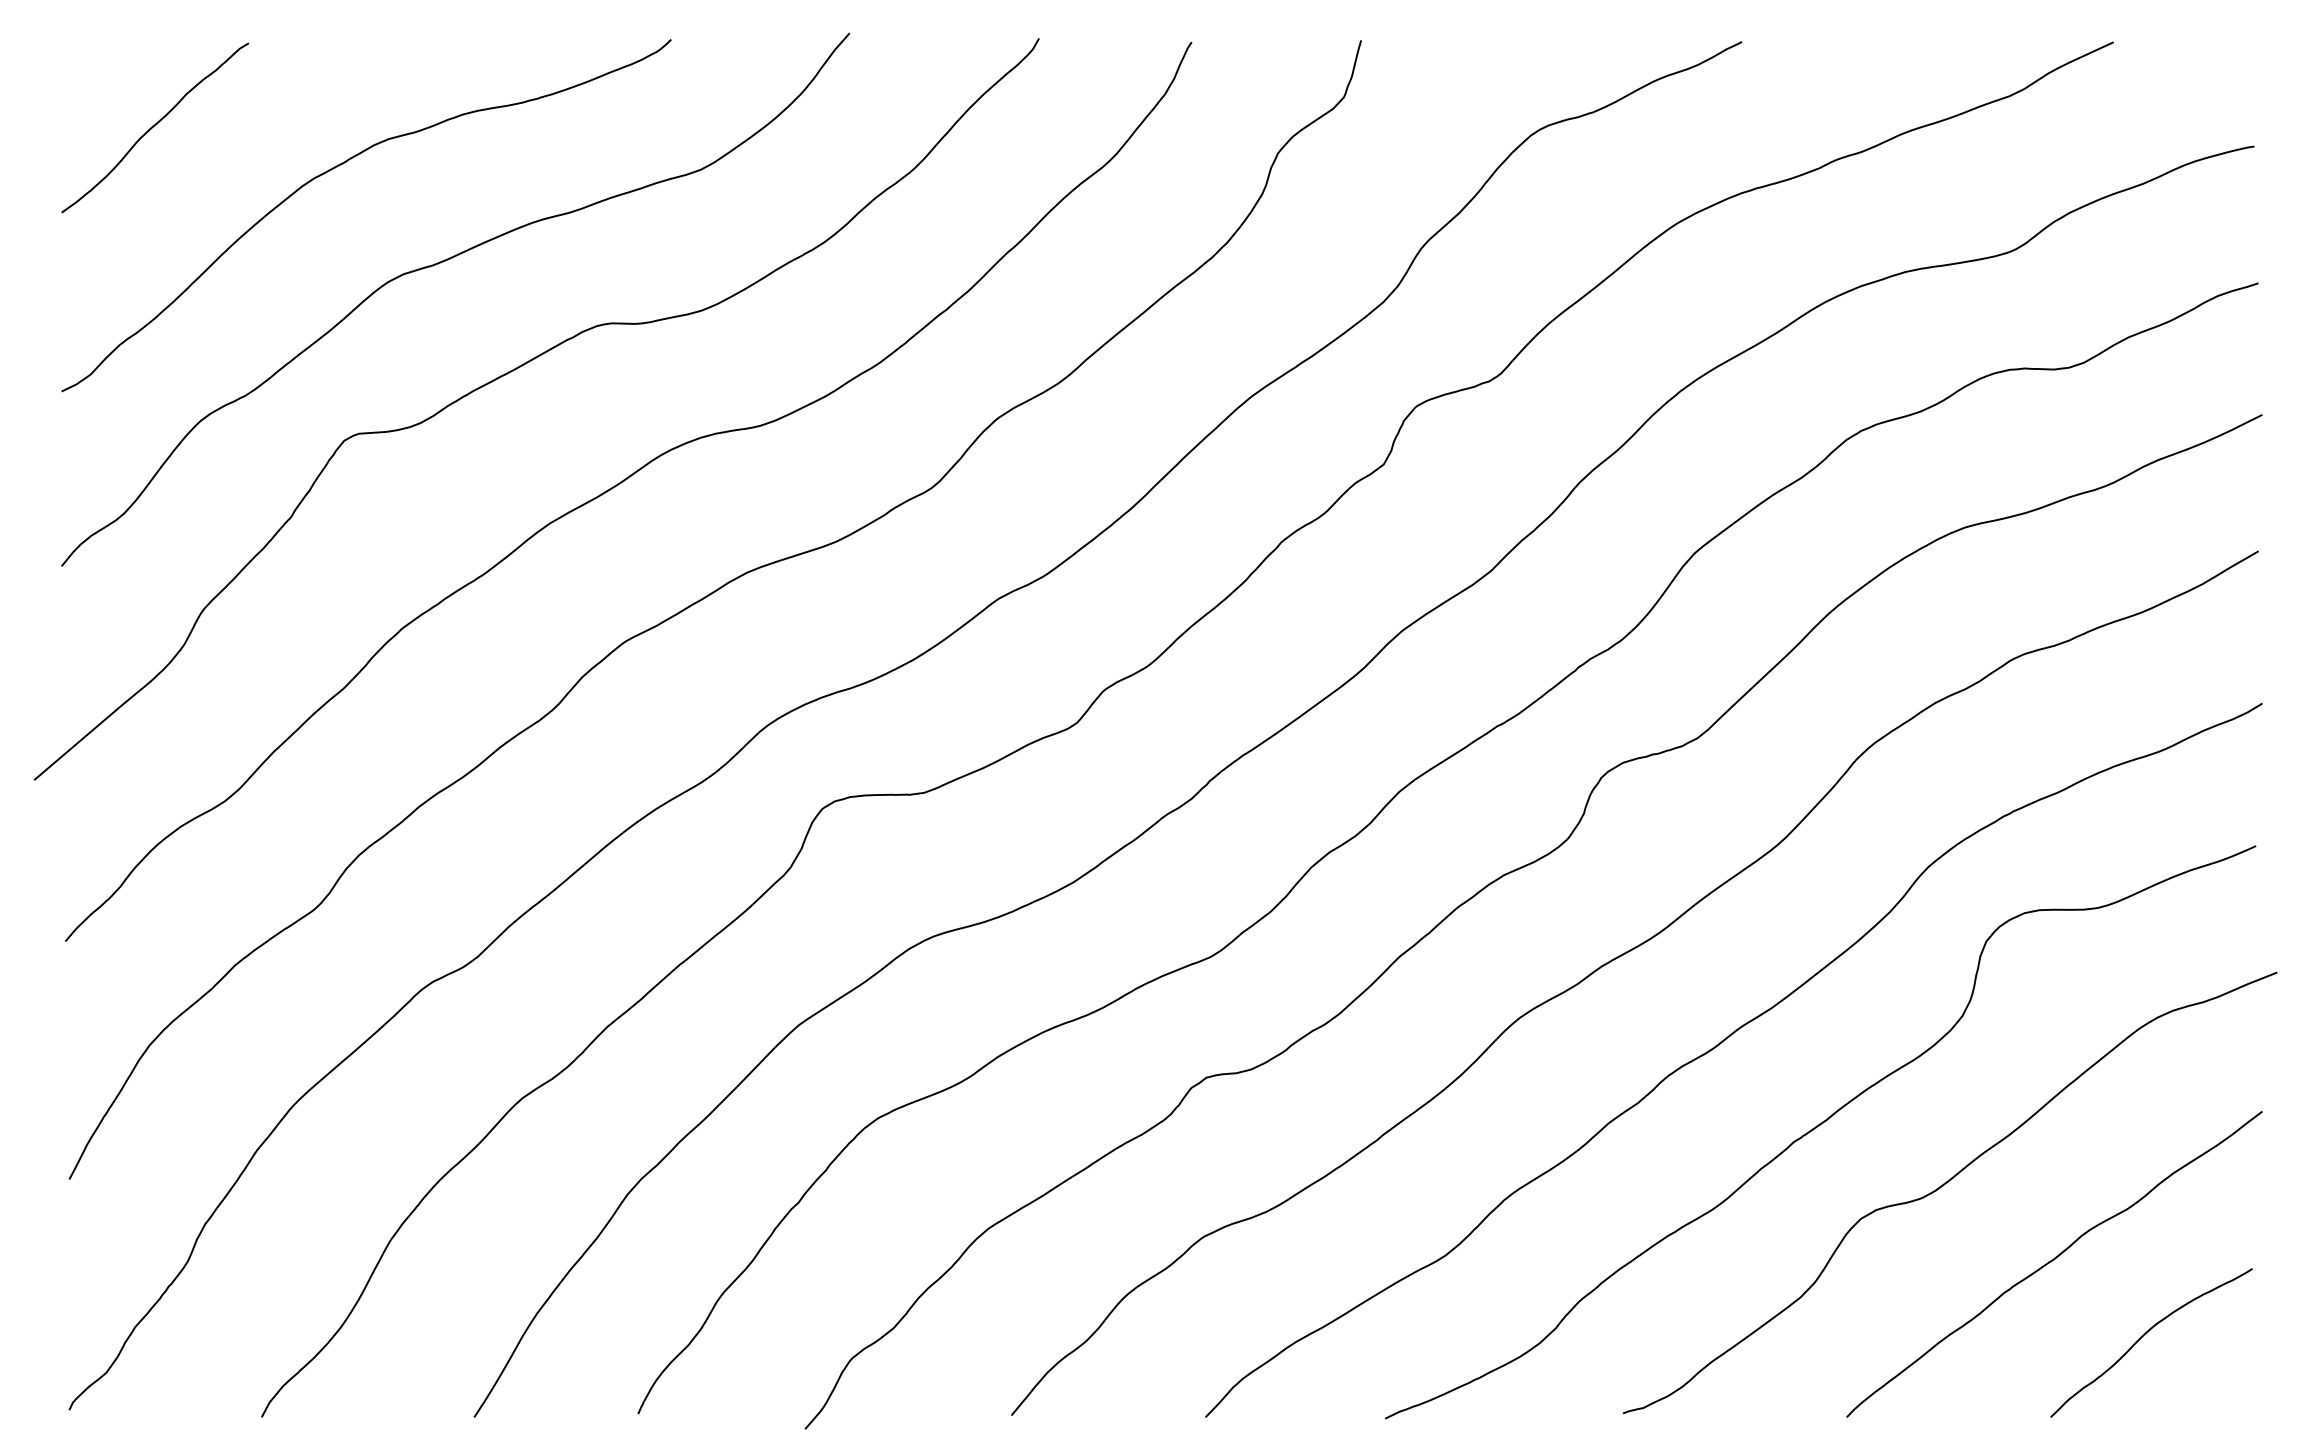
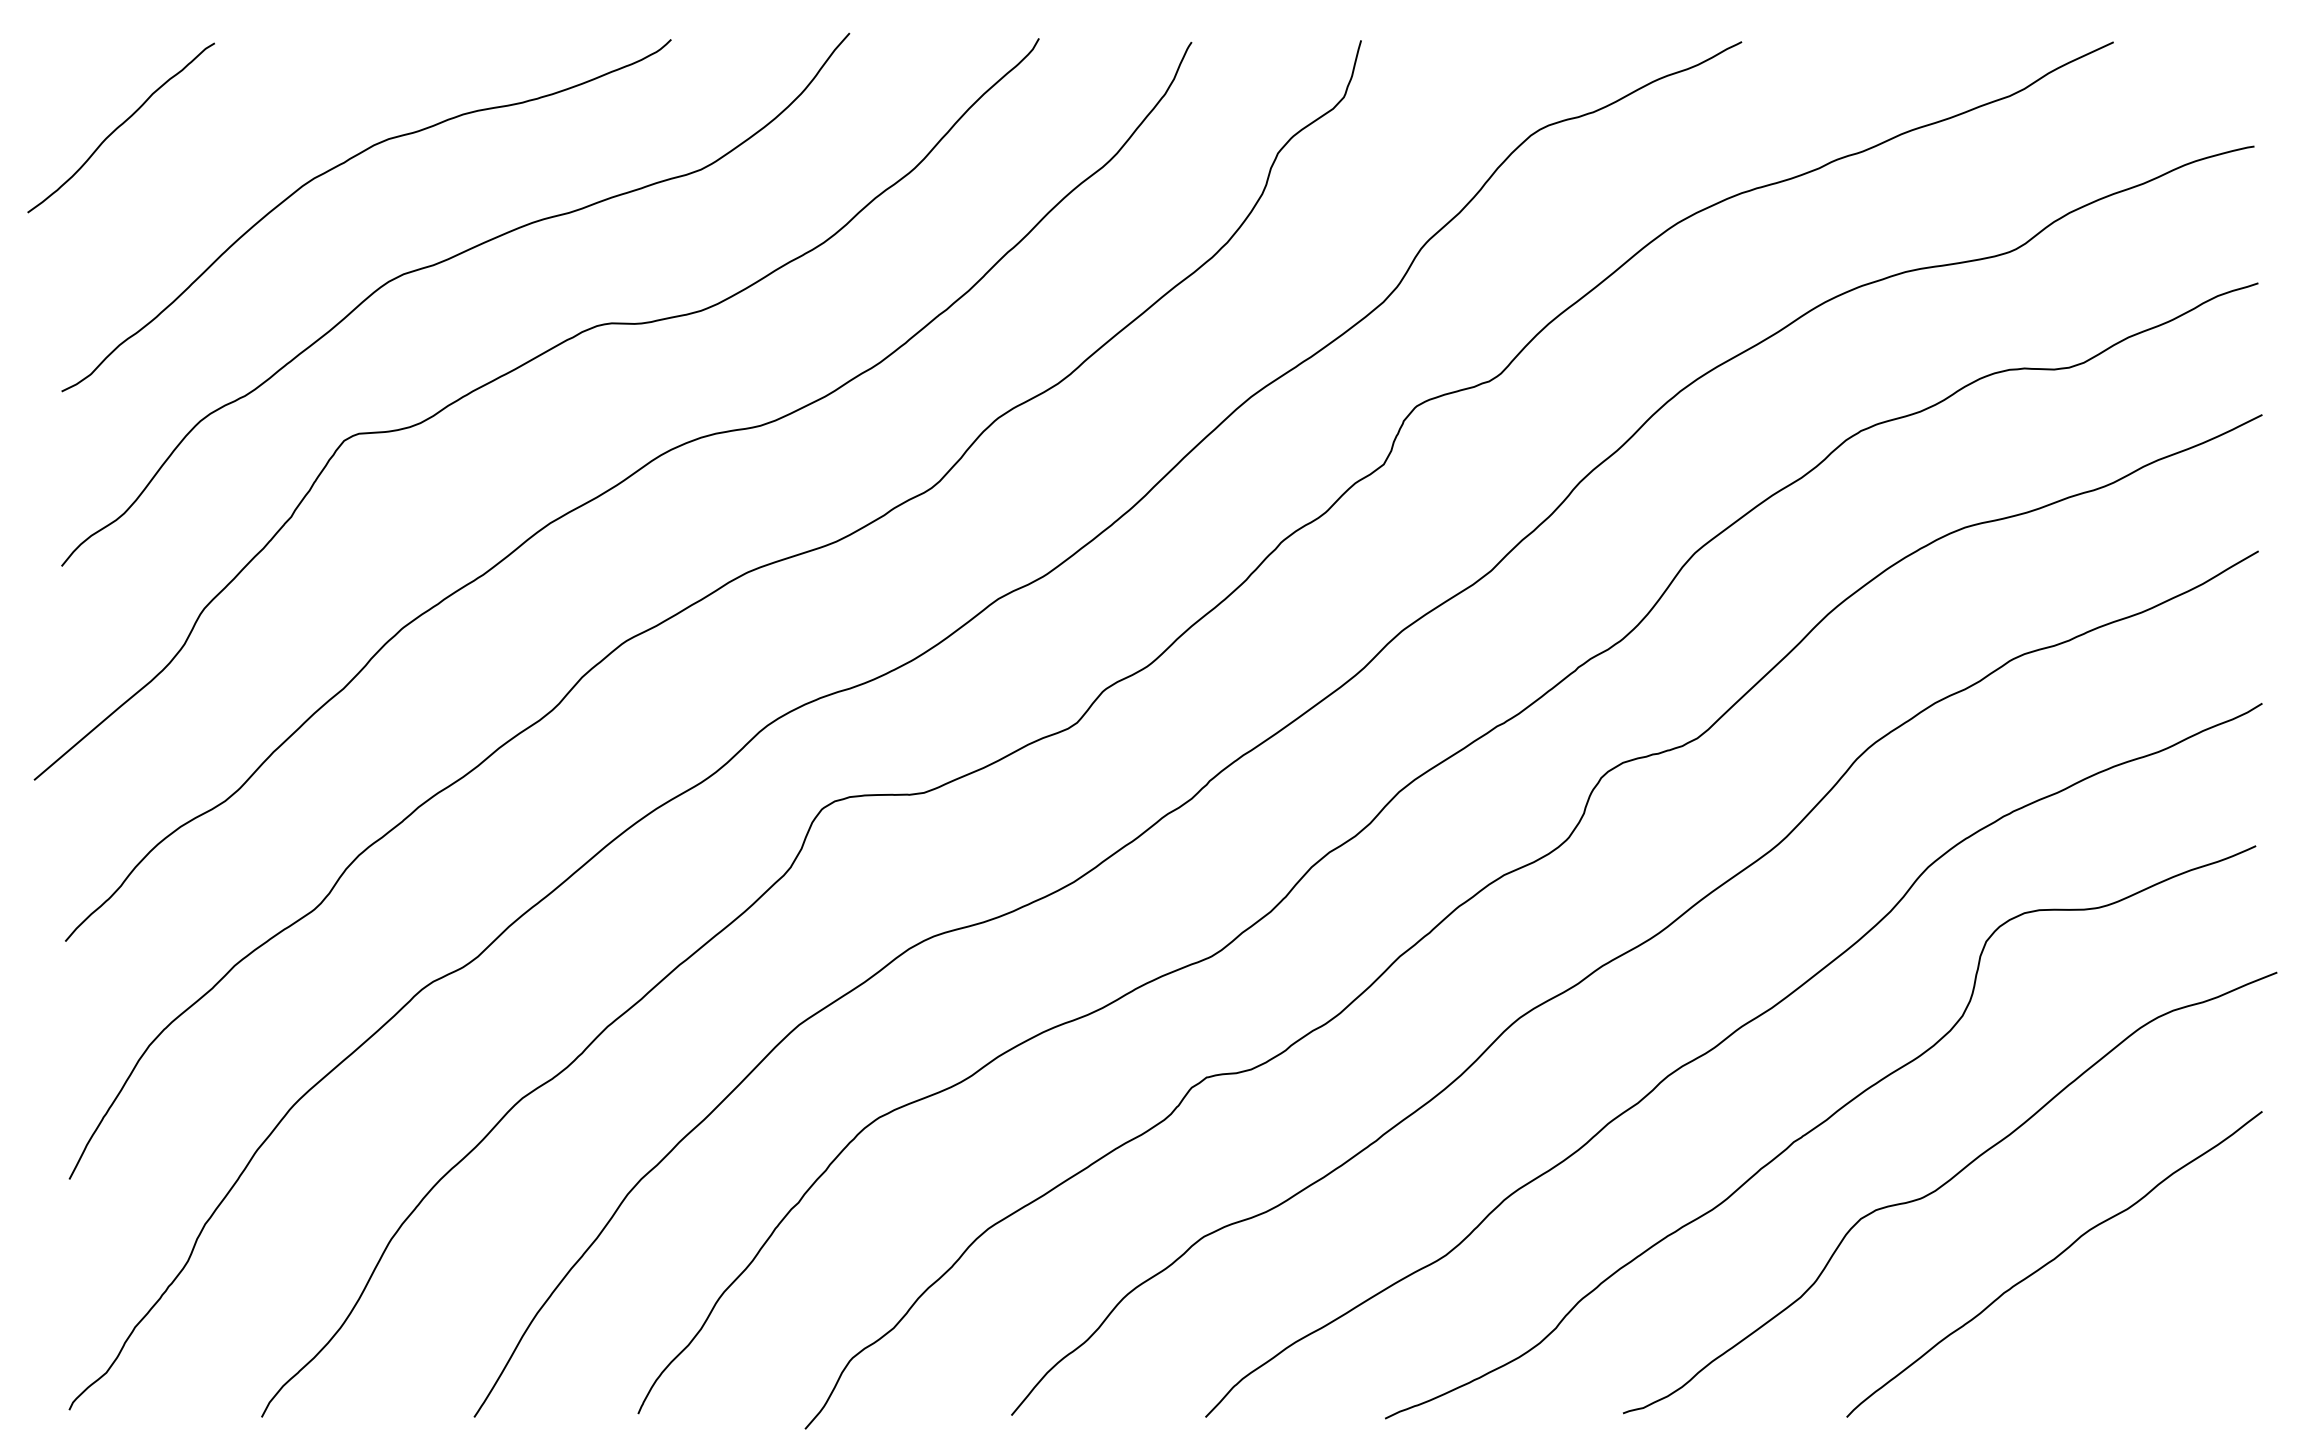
curve position: (154, 126) -> (120, 126) (120, 126)
curve: present -> none (2147, 1333)
